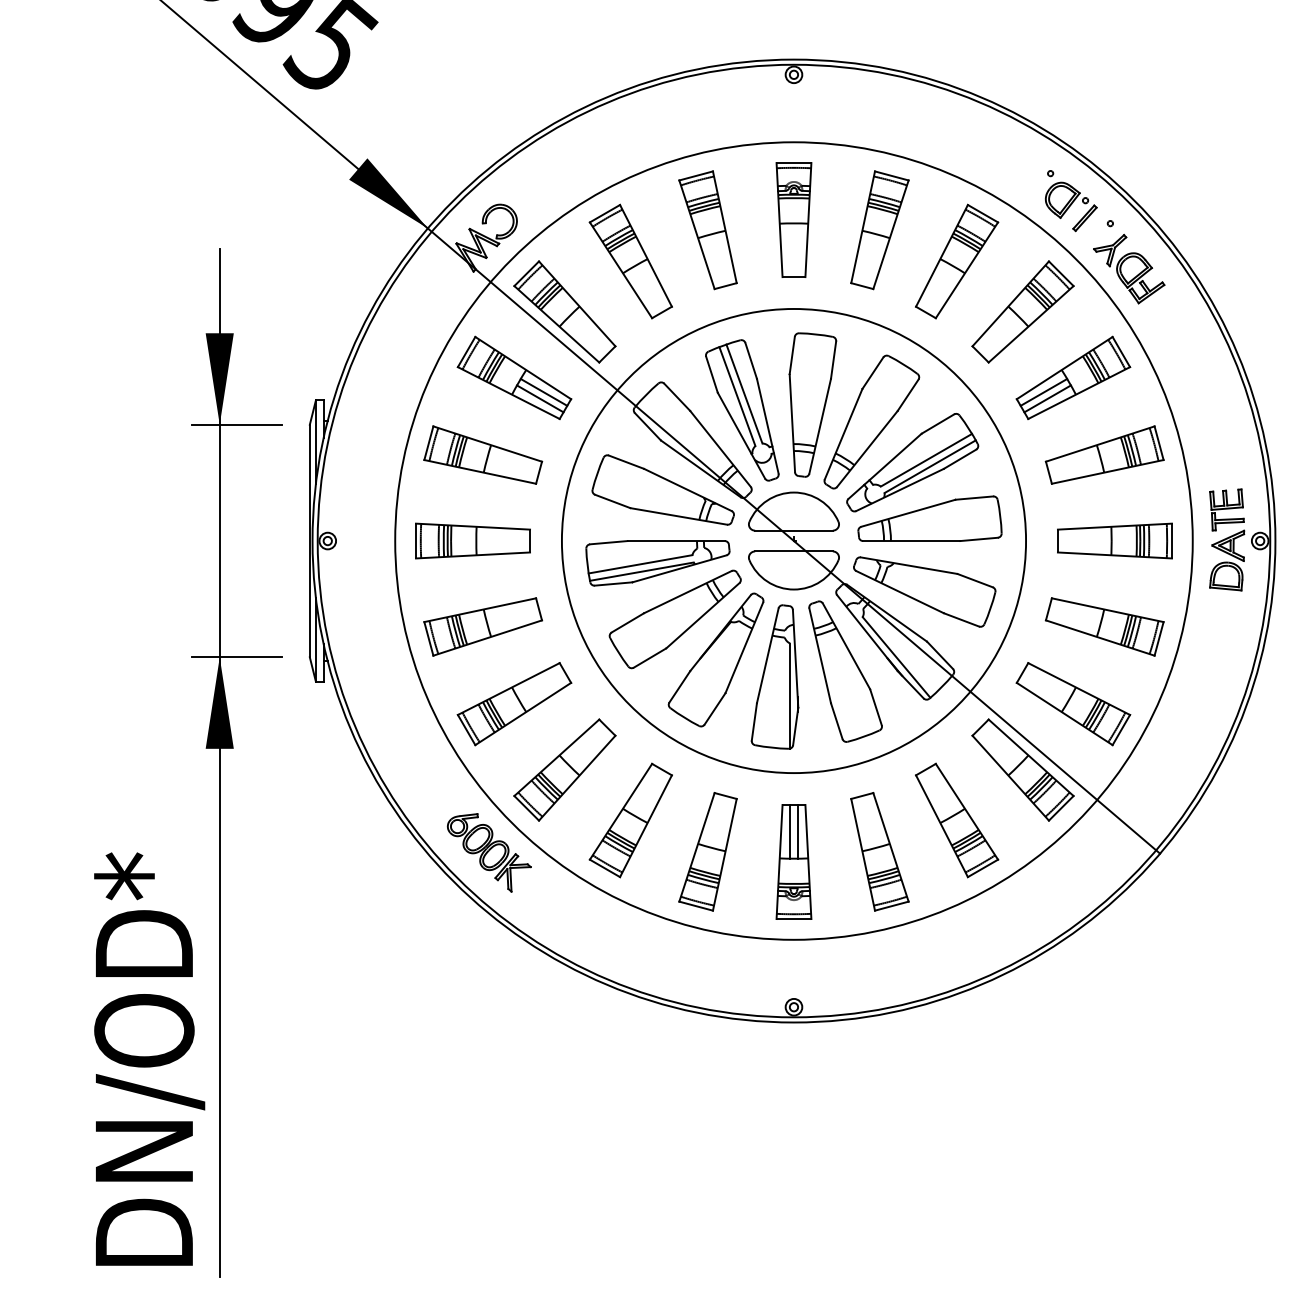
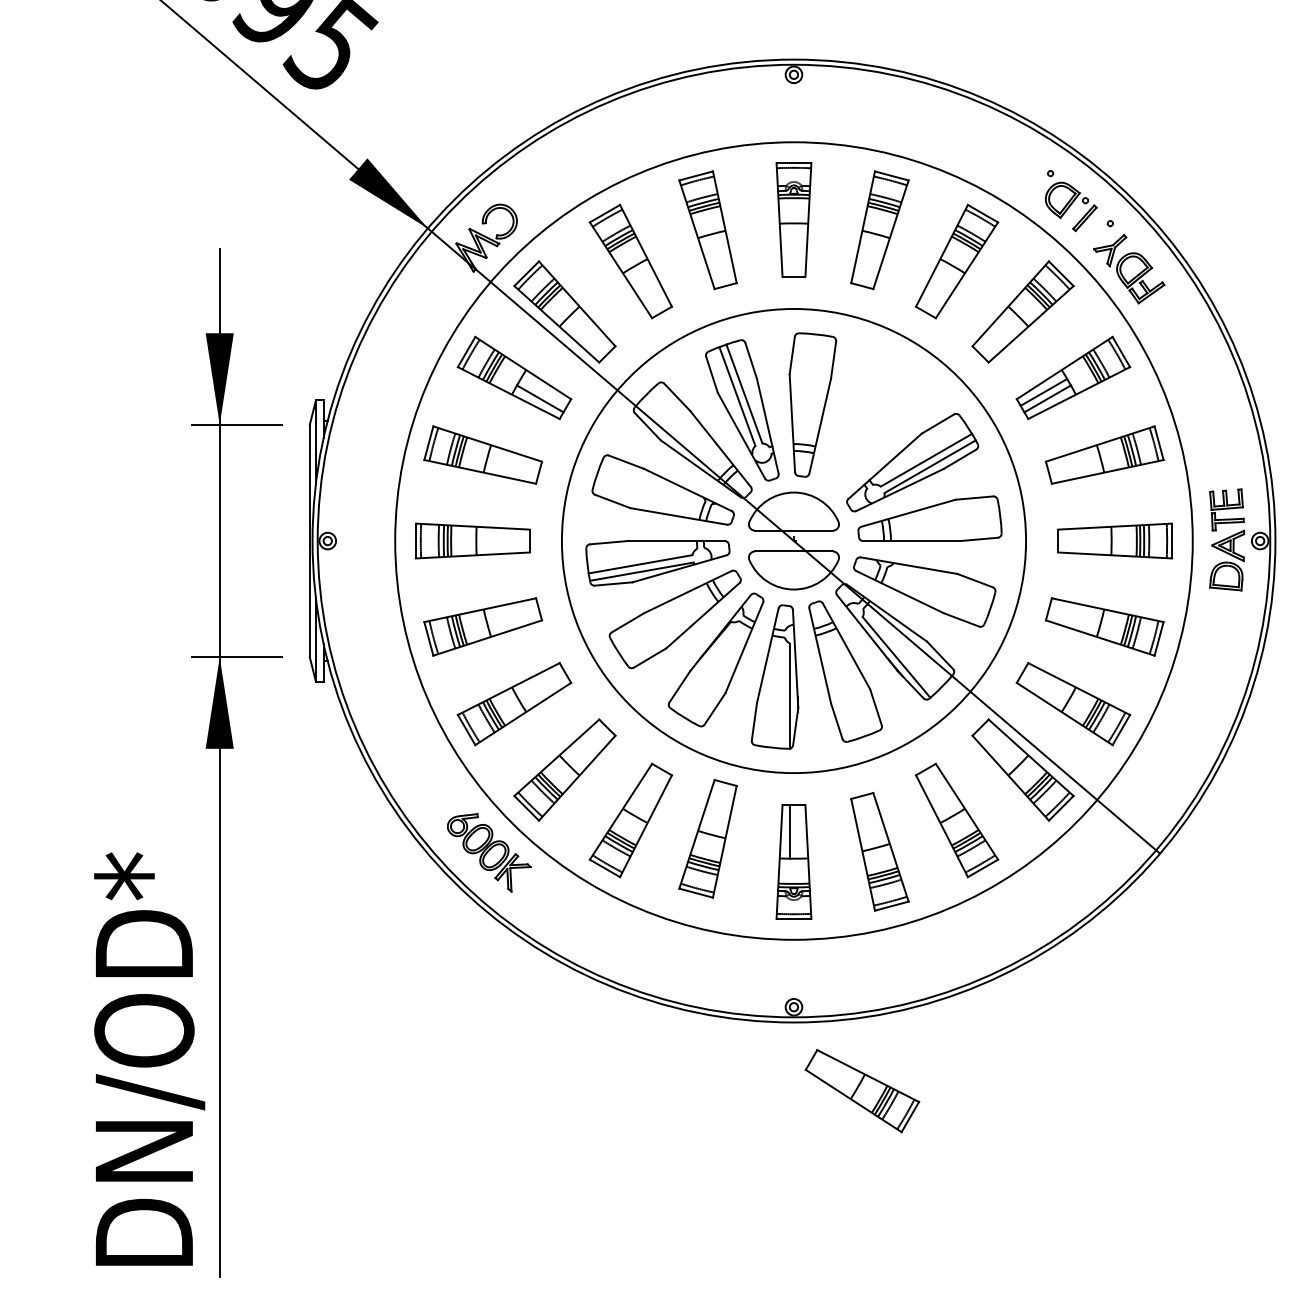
line: present -> none (543, 391)
part: present -> none (871, 421)
line: present -> none (797, 831)
part position: (707, 851) -> (707, 838) (707, 838)
part: none -> present (862, 1091)
